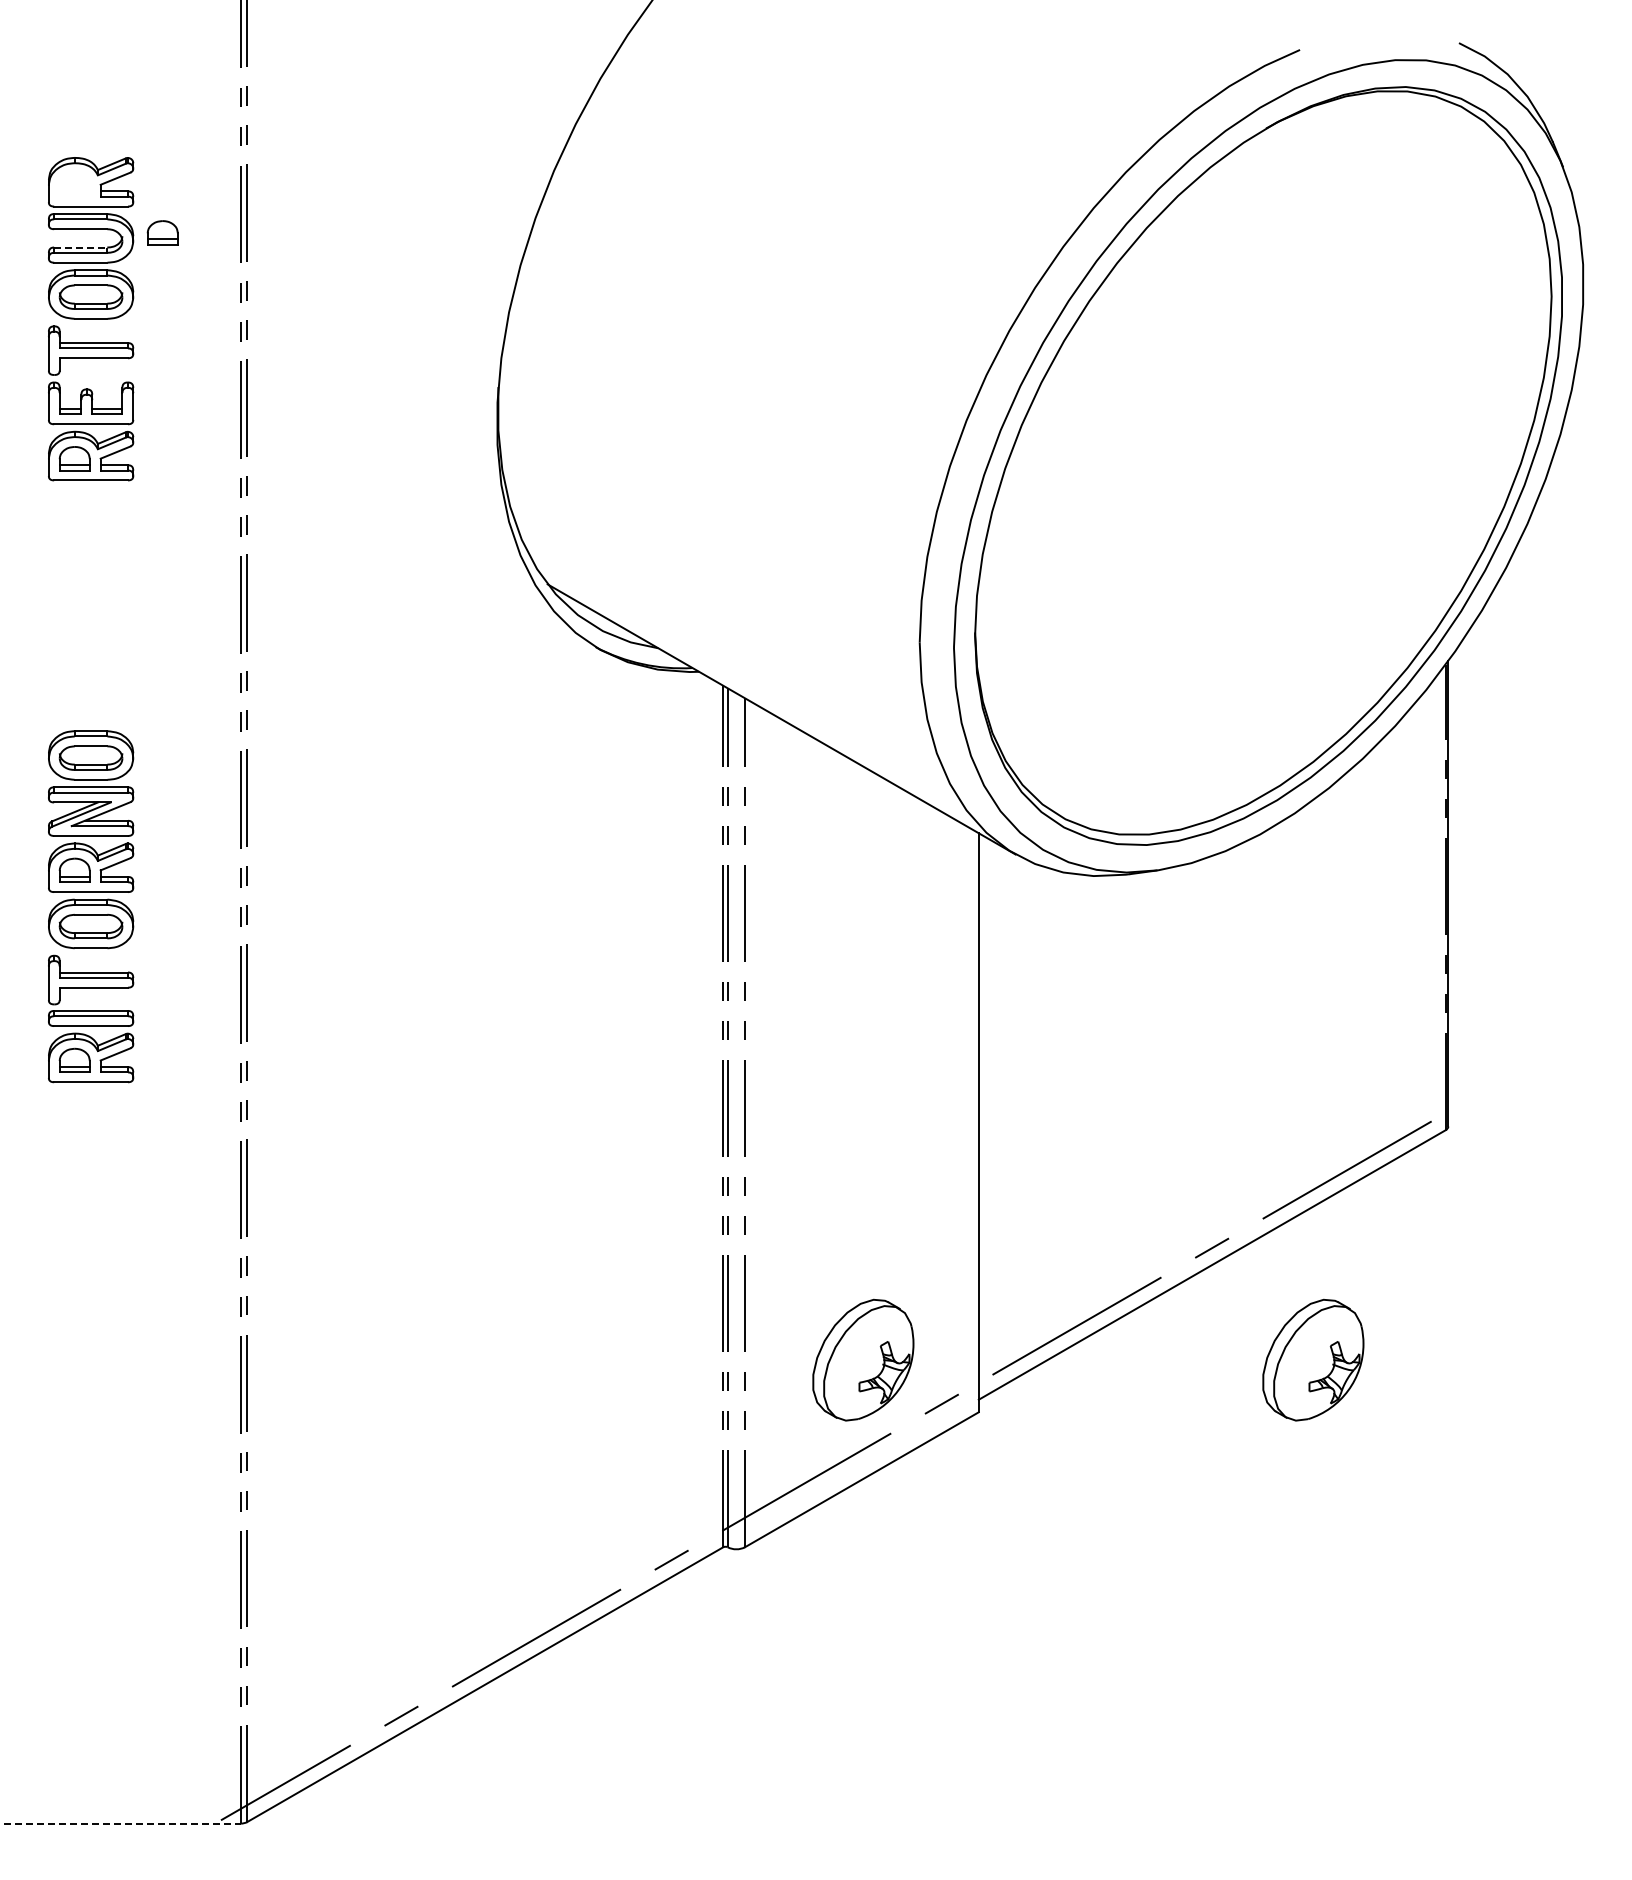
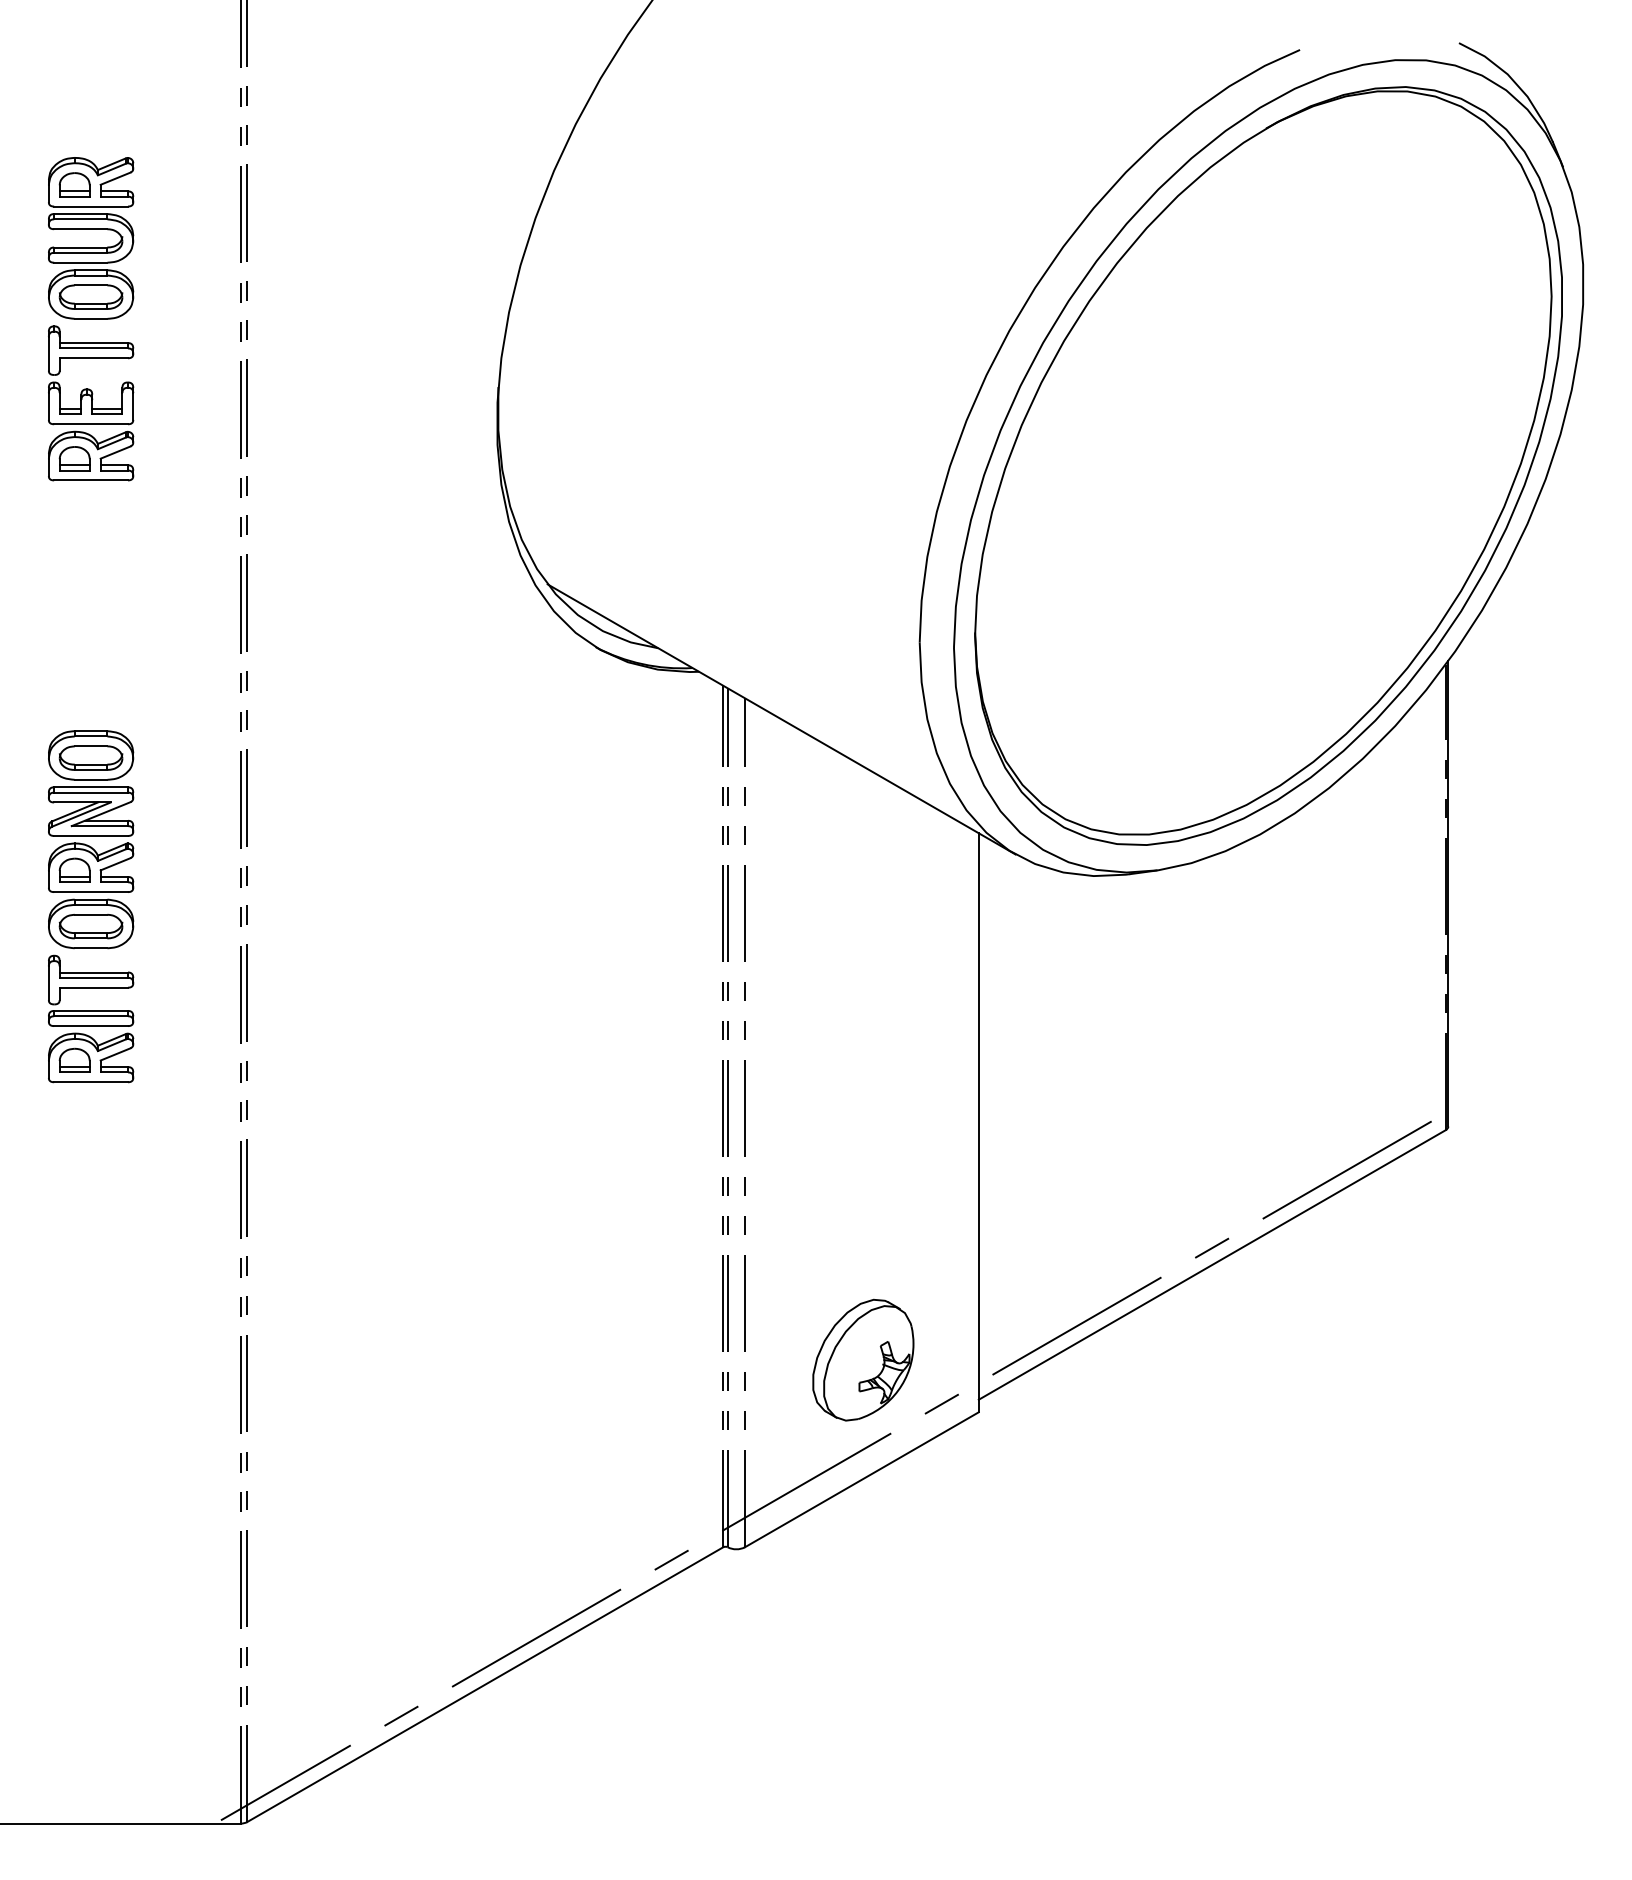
part position: (162, 232) -> (74, 184) (74, 184)
line: dashed -> solid (80, 247)
part: present -> none (1313, 1359)
line: dashed -> solid (120, 1823)
